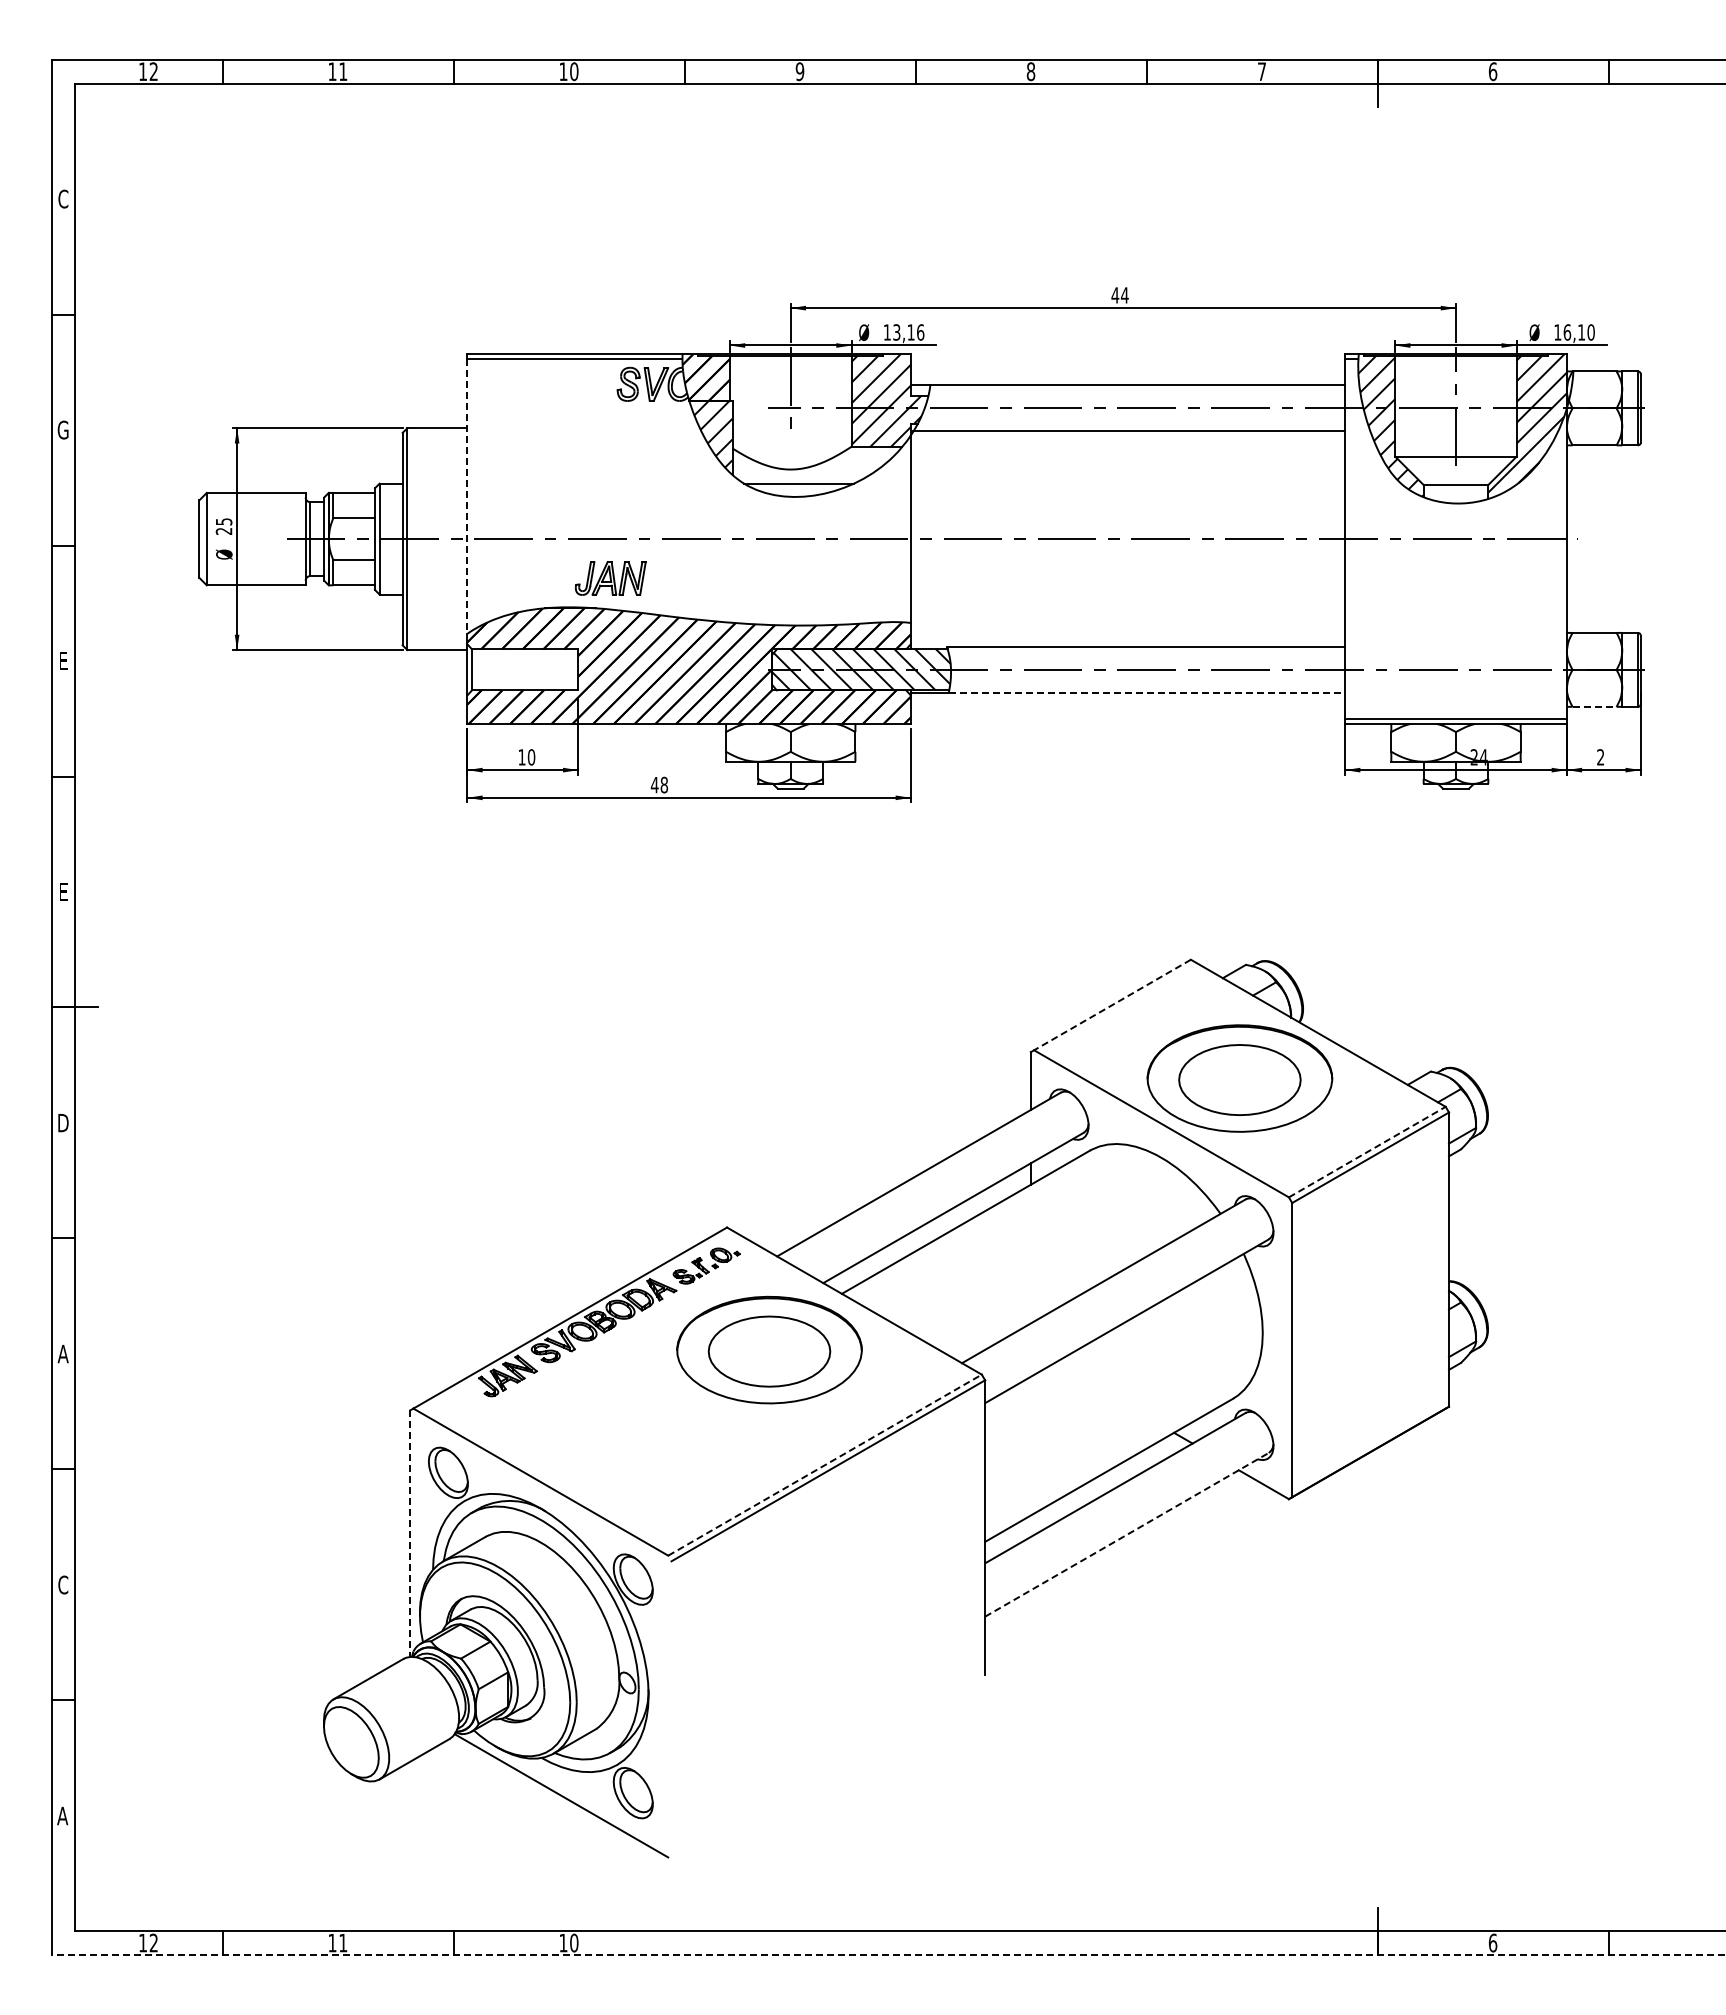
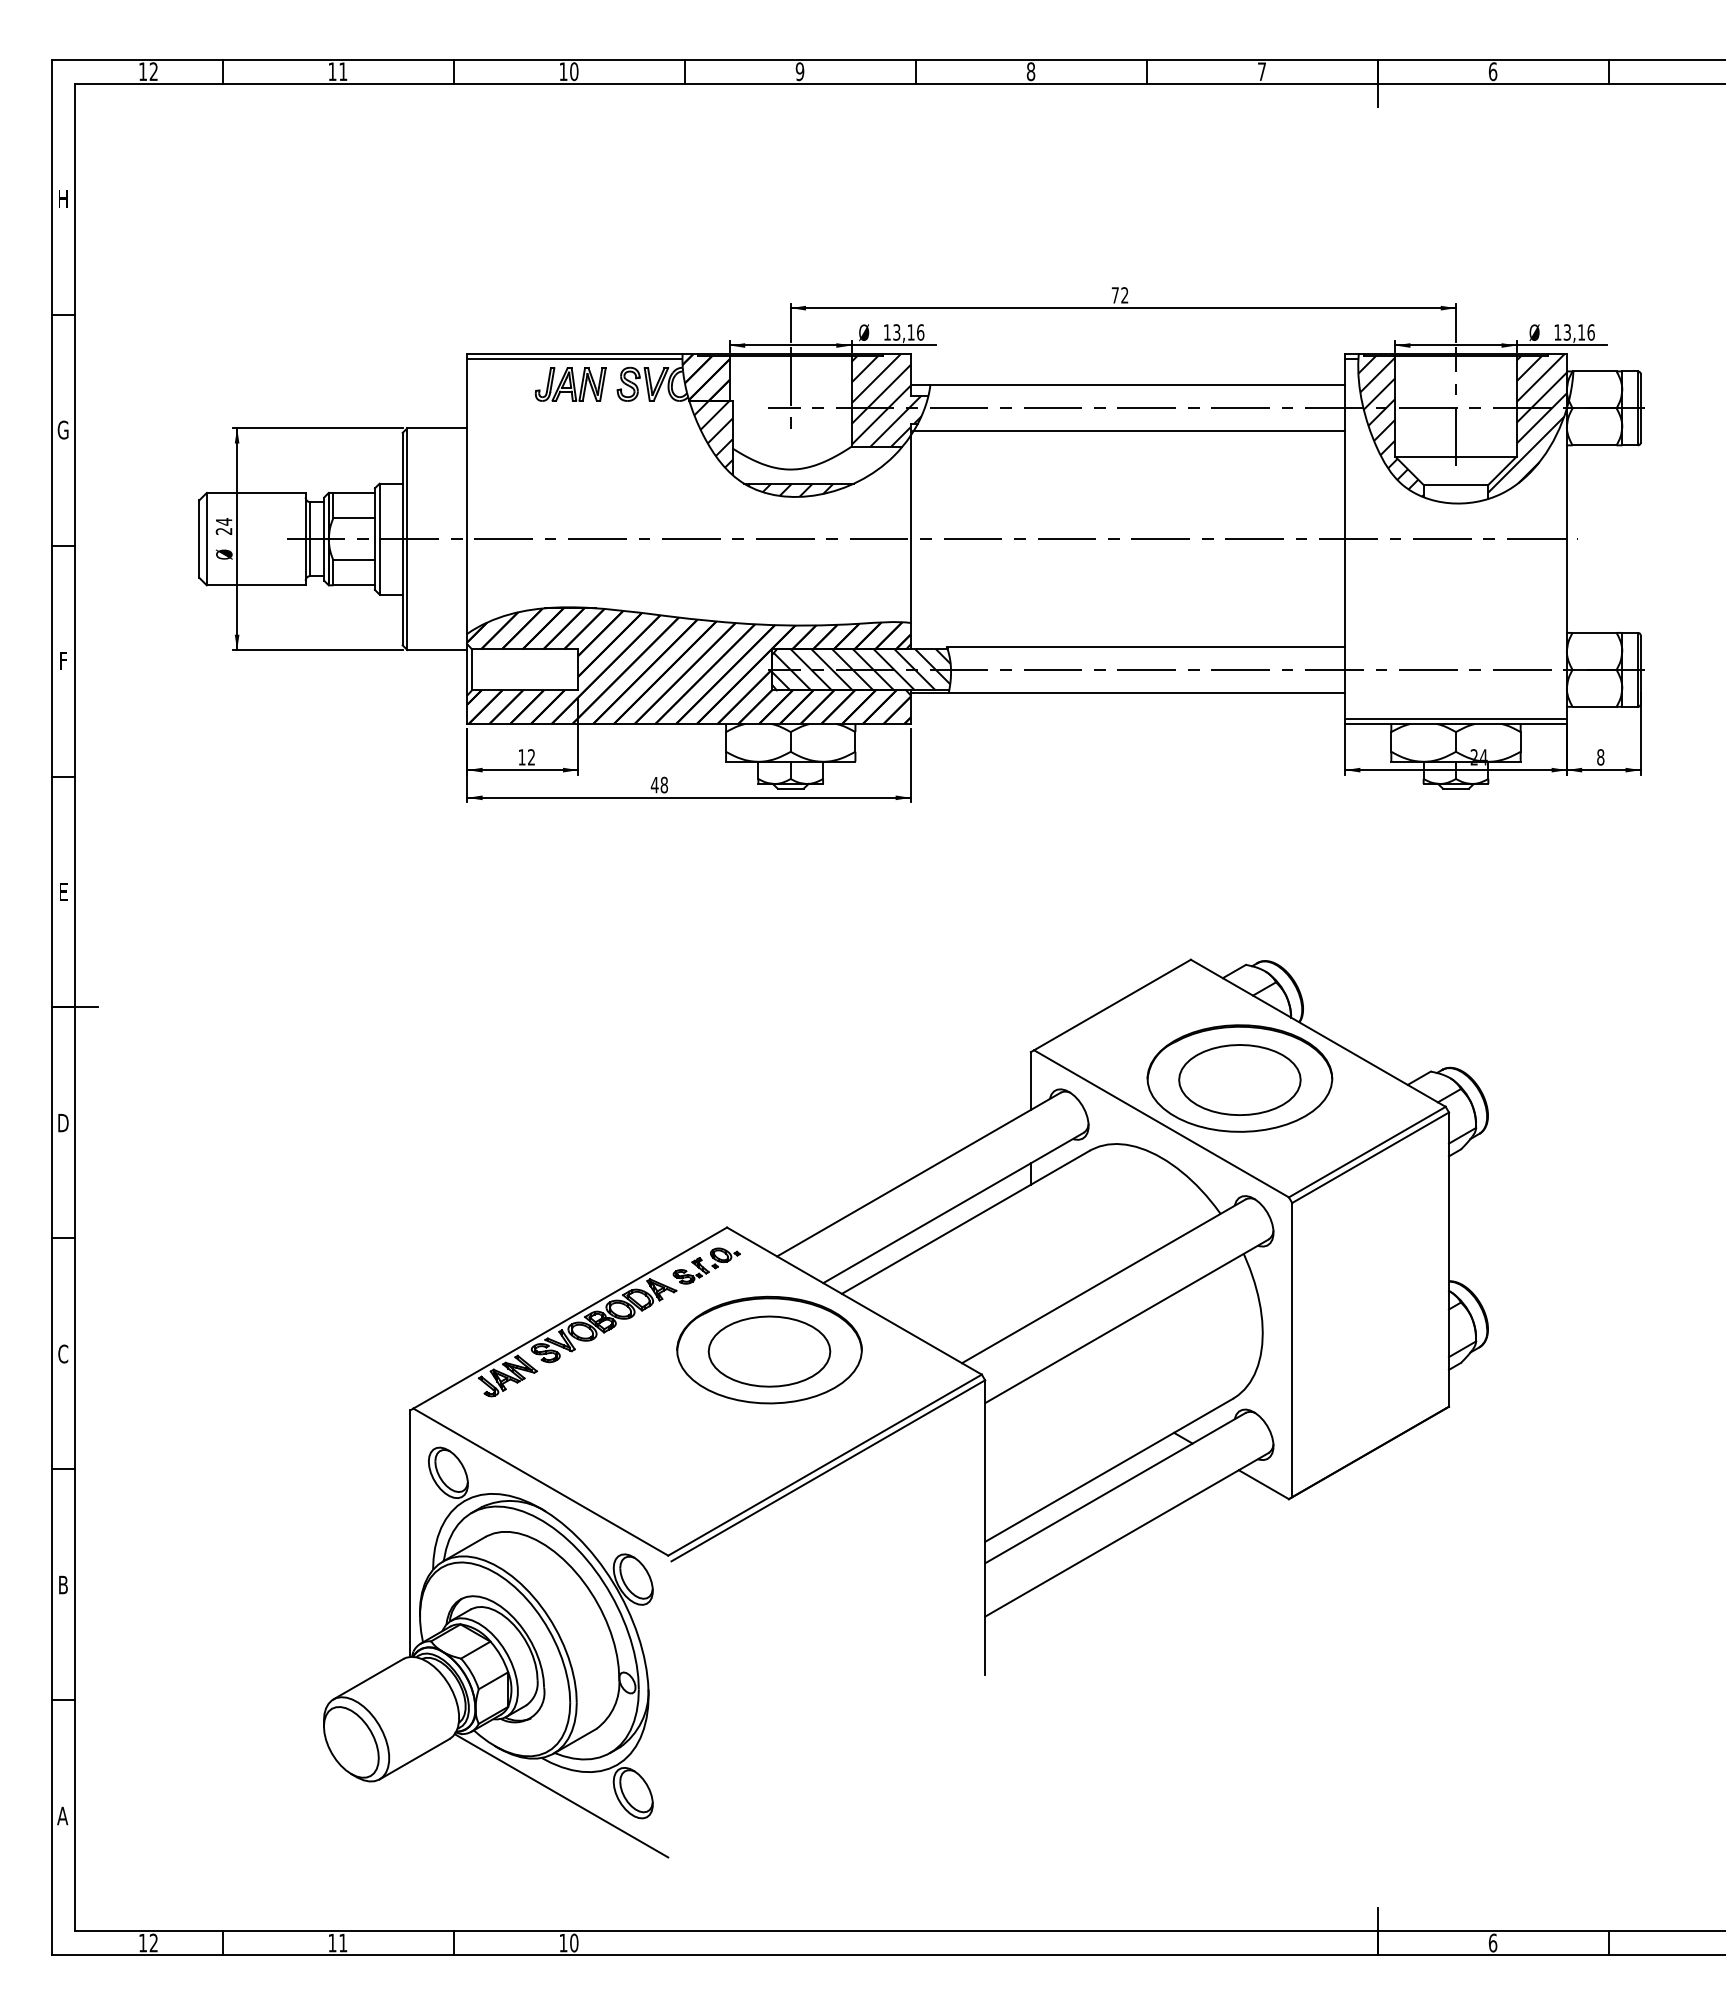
text: C -> H (63, 198)
text: 44 -> 72 (1119, 295)
text: 16,10 -> 13,16 (1578, 332)
hatch: none -> present (790, 489)
line: dashed -> solid (467, 496)
text: 25 -> 24 (224, 521)
part position: (610, 578) -> (570, 384) (570, 384)
text: E -> F (64, 661)
line: dashed -> solid (1147, 692)
line: dashed -> solid (1594, 706)
text: 10 -> 12 (531, 757)
text: 2 -> 8 (1600, 757)
line: dashed -> solid (1112, 1005)
line: dashed -> solid (1367, 1152)
text: A -> C (62, 1353)
line: dashed -> solid (825, 1464)
line: dashed -> solid (410, 1534)
line: dashed -> solid (1126, 1534)
text: C -> B (63, 1584)
line: dashed -> solid (888, 1954)
